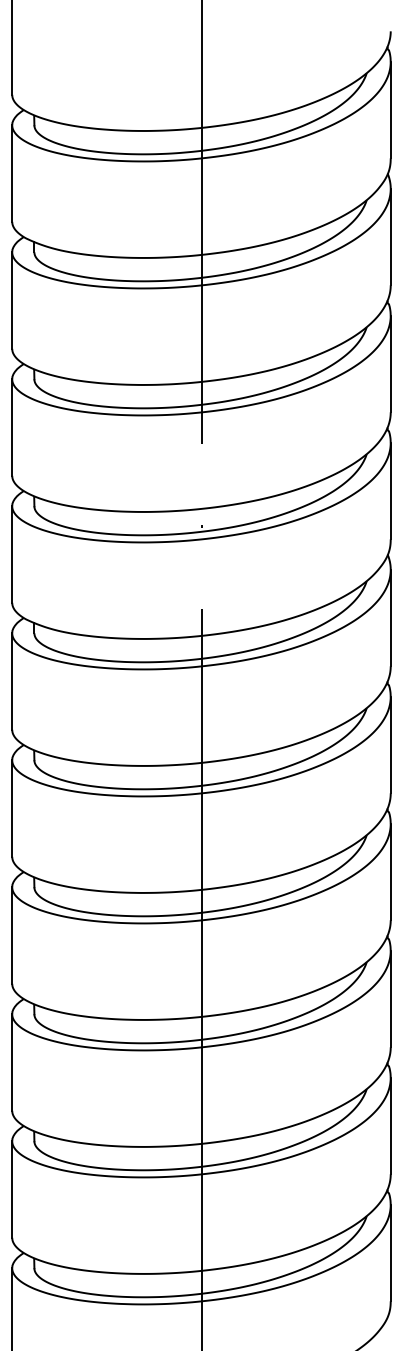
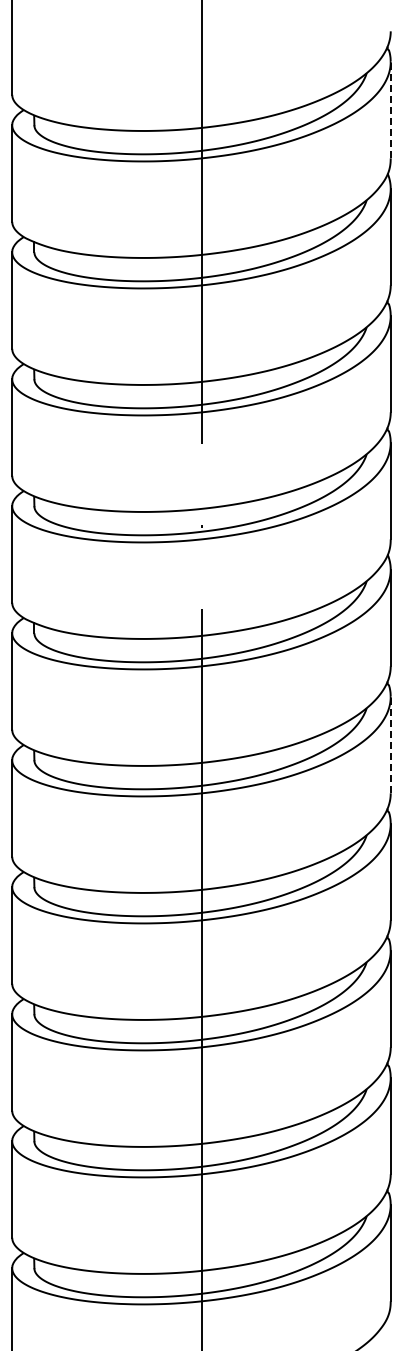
line: solid -> dashed (390, 109)
line: solid -> dashed (390, 744)
